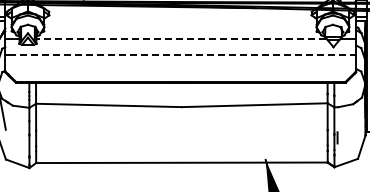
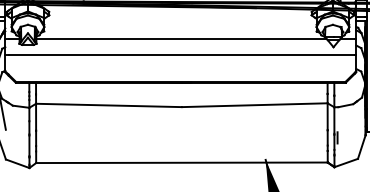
line: dashed -> solid (180, 38)
line: dashed -> solid (182, 55)
